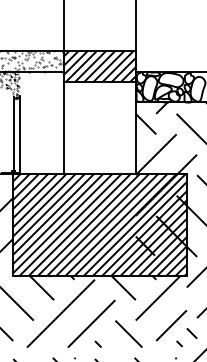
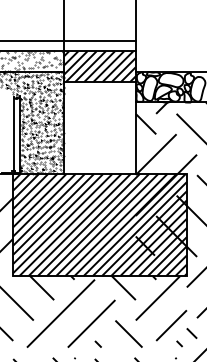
line: none -> present (68, 41)
hatch: none -> present (42, 122)
